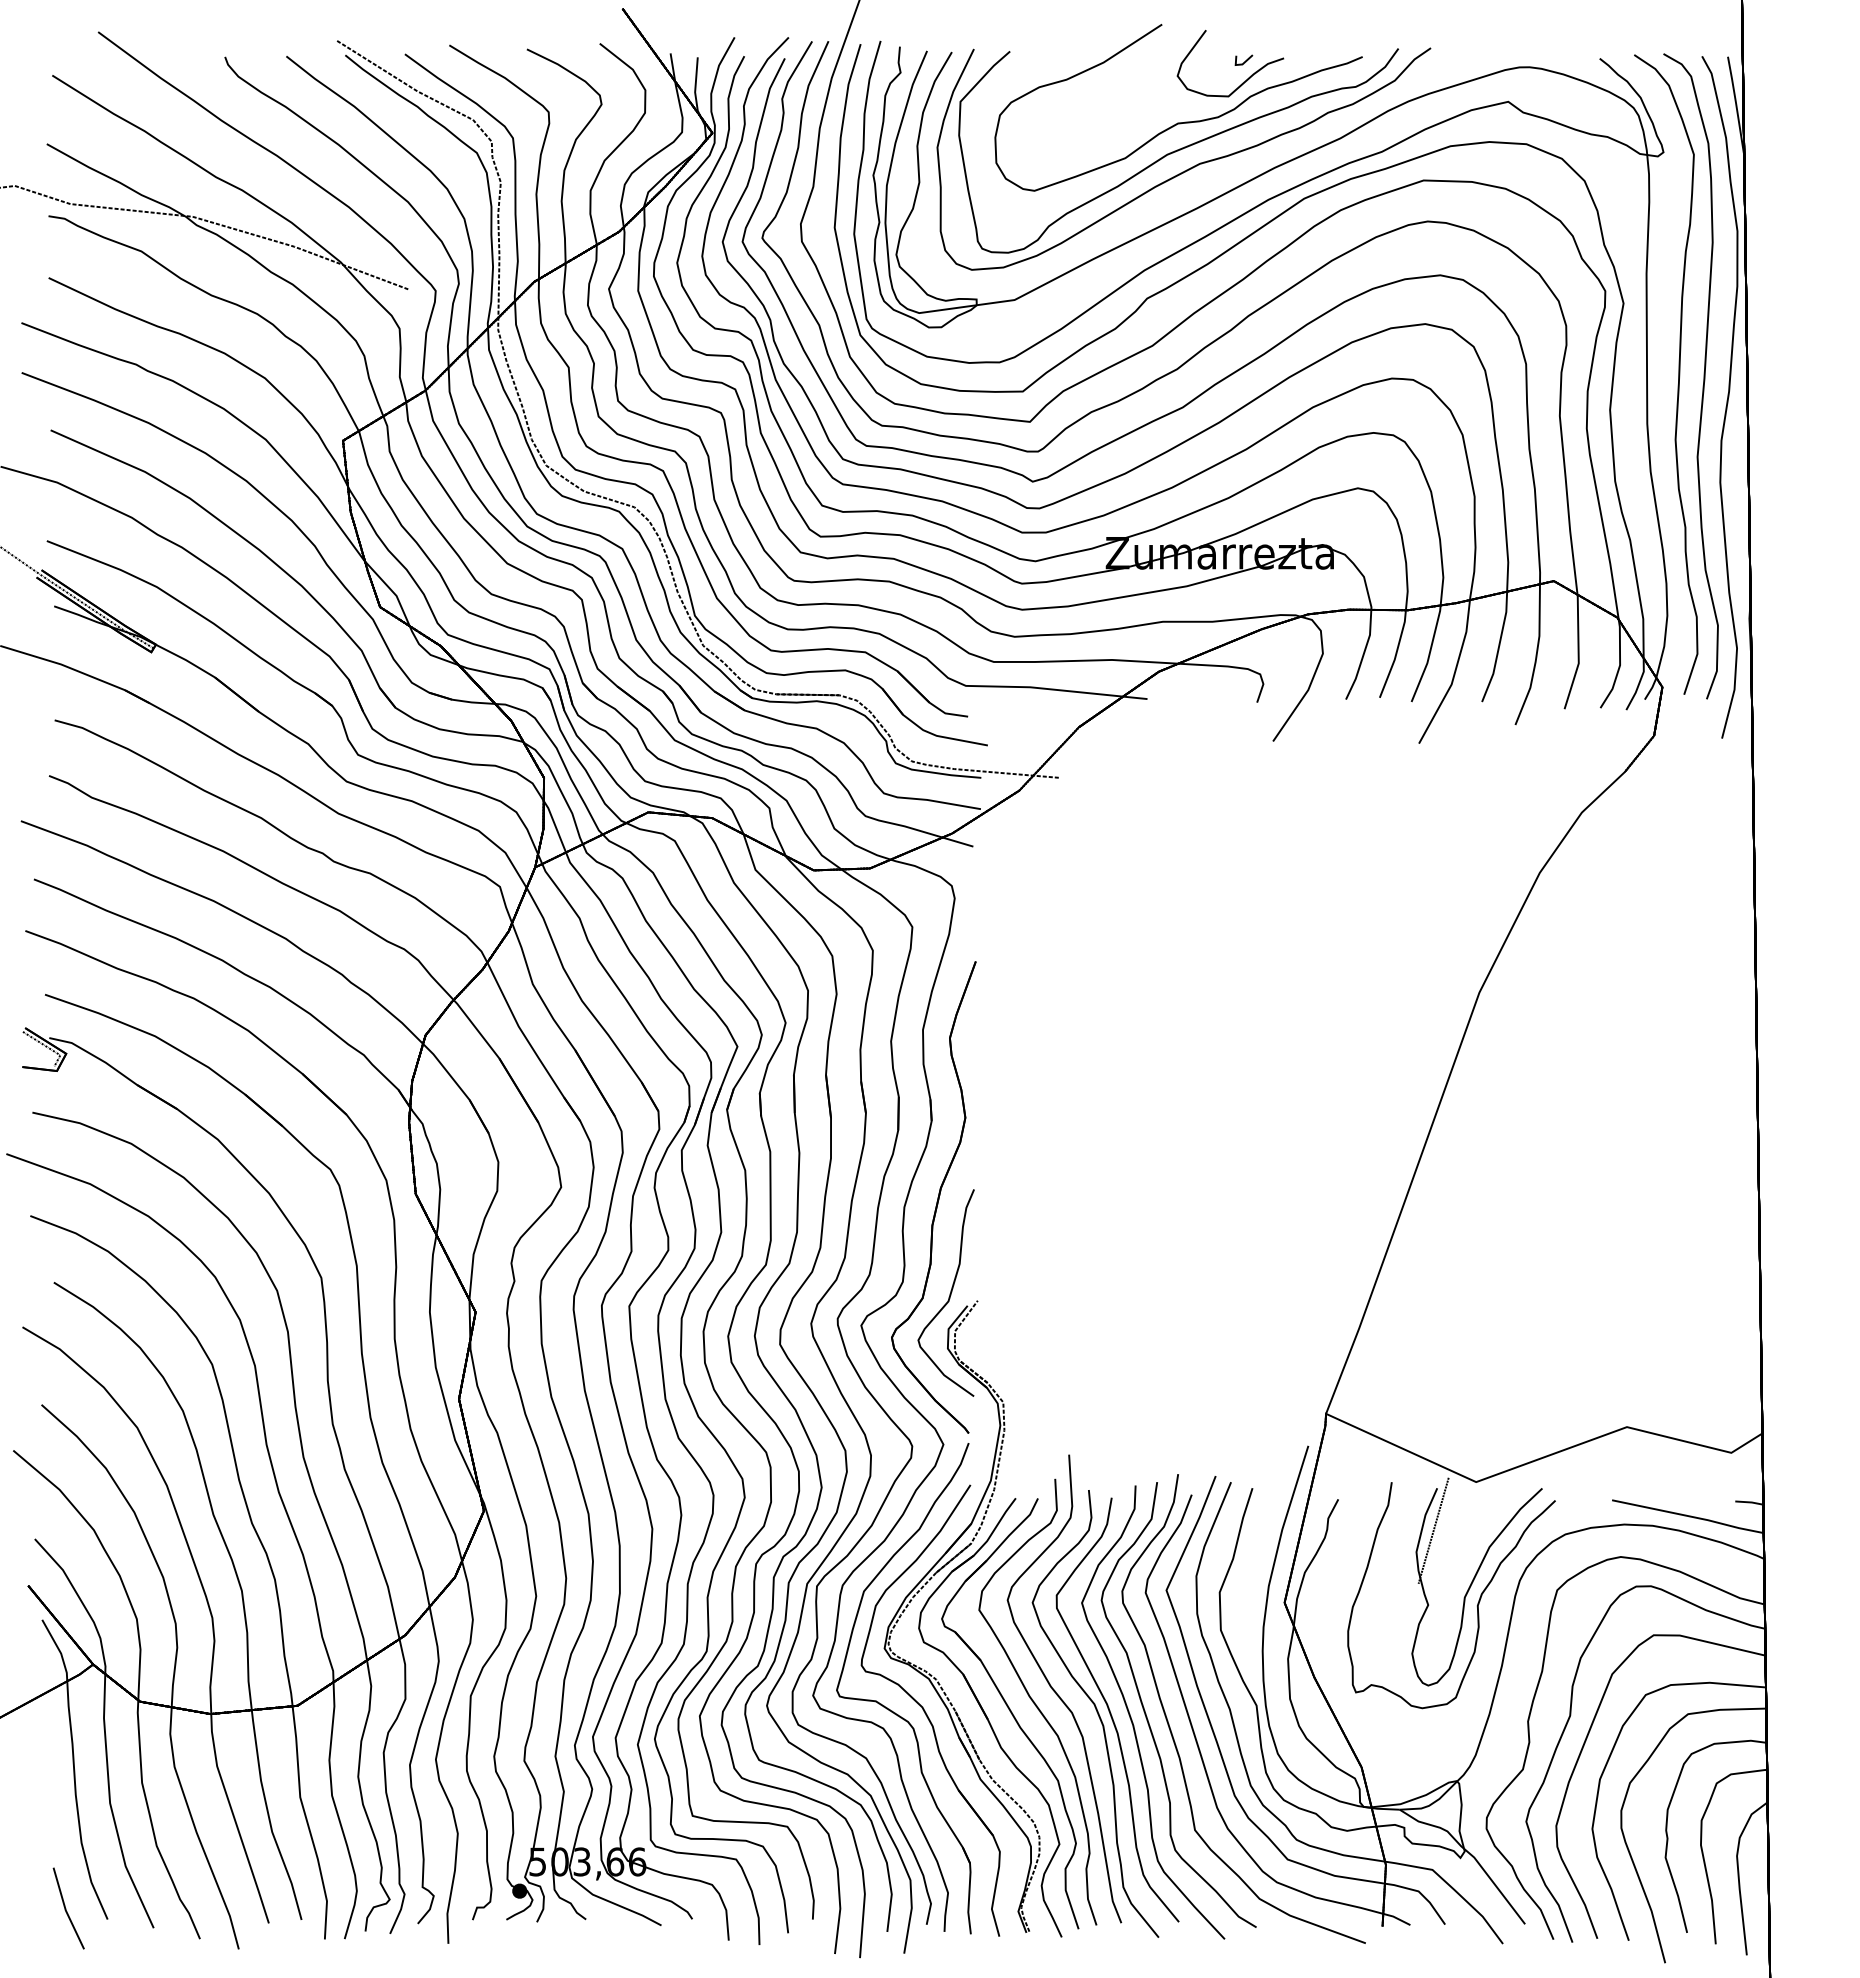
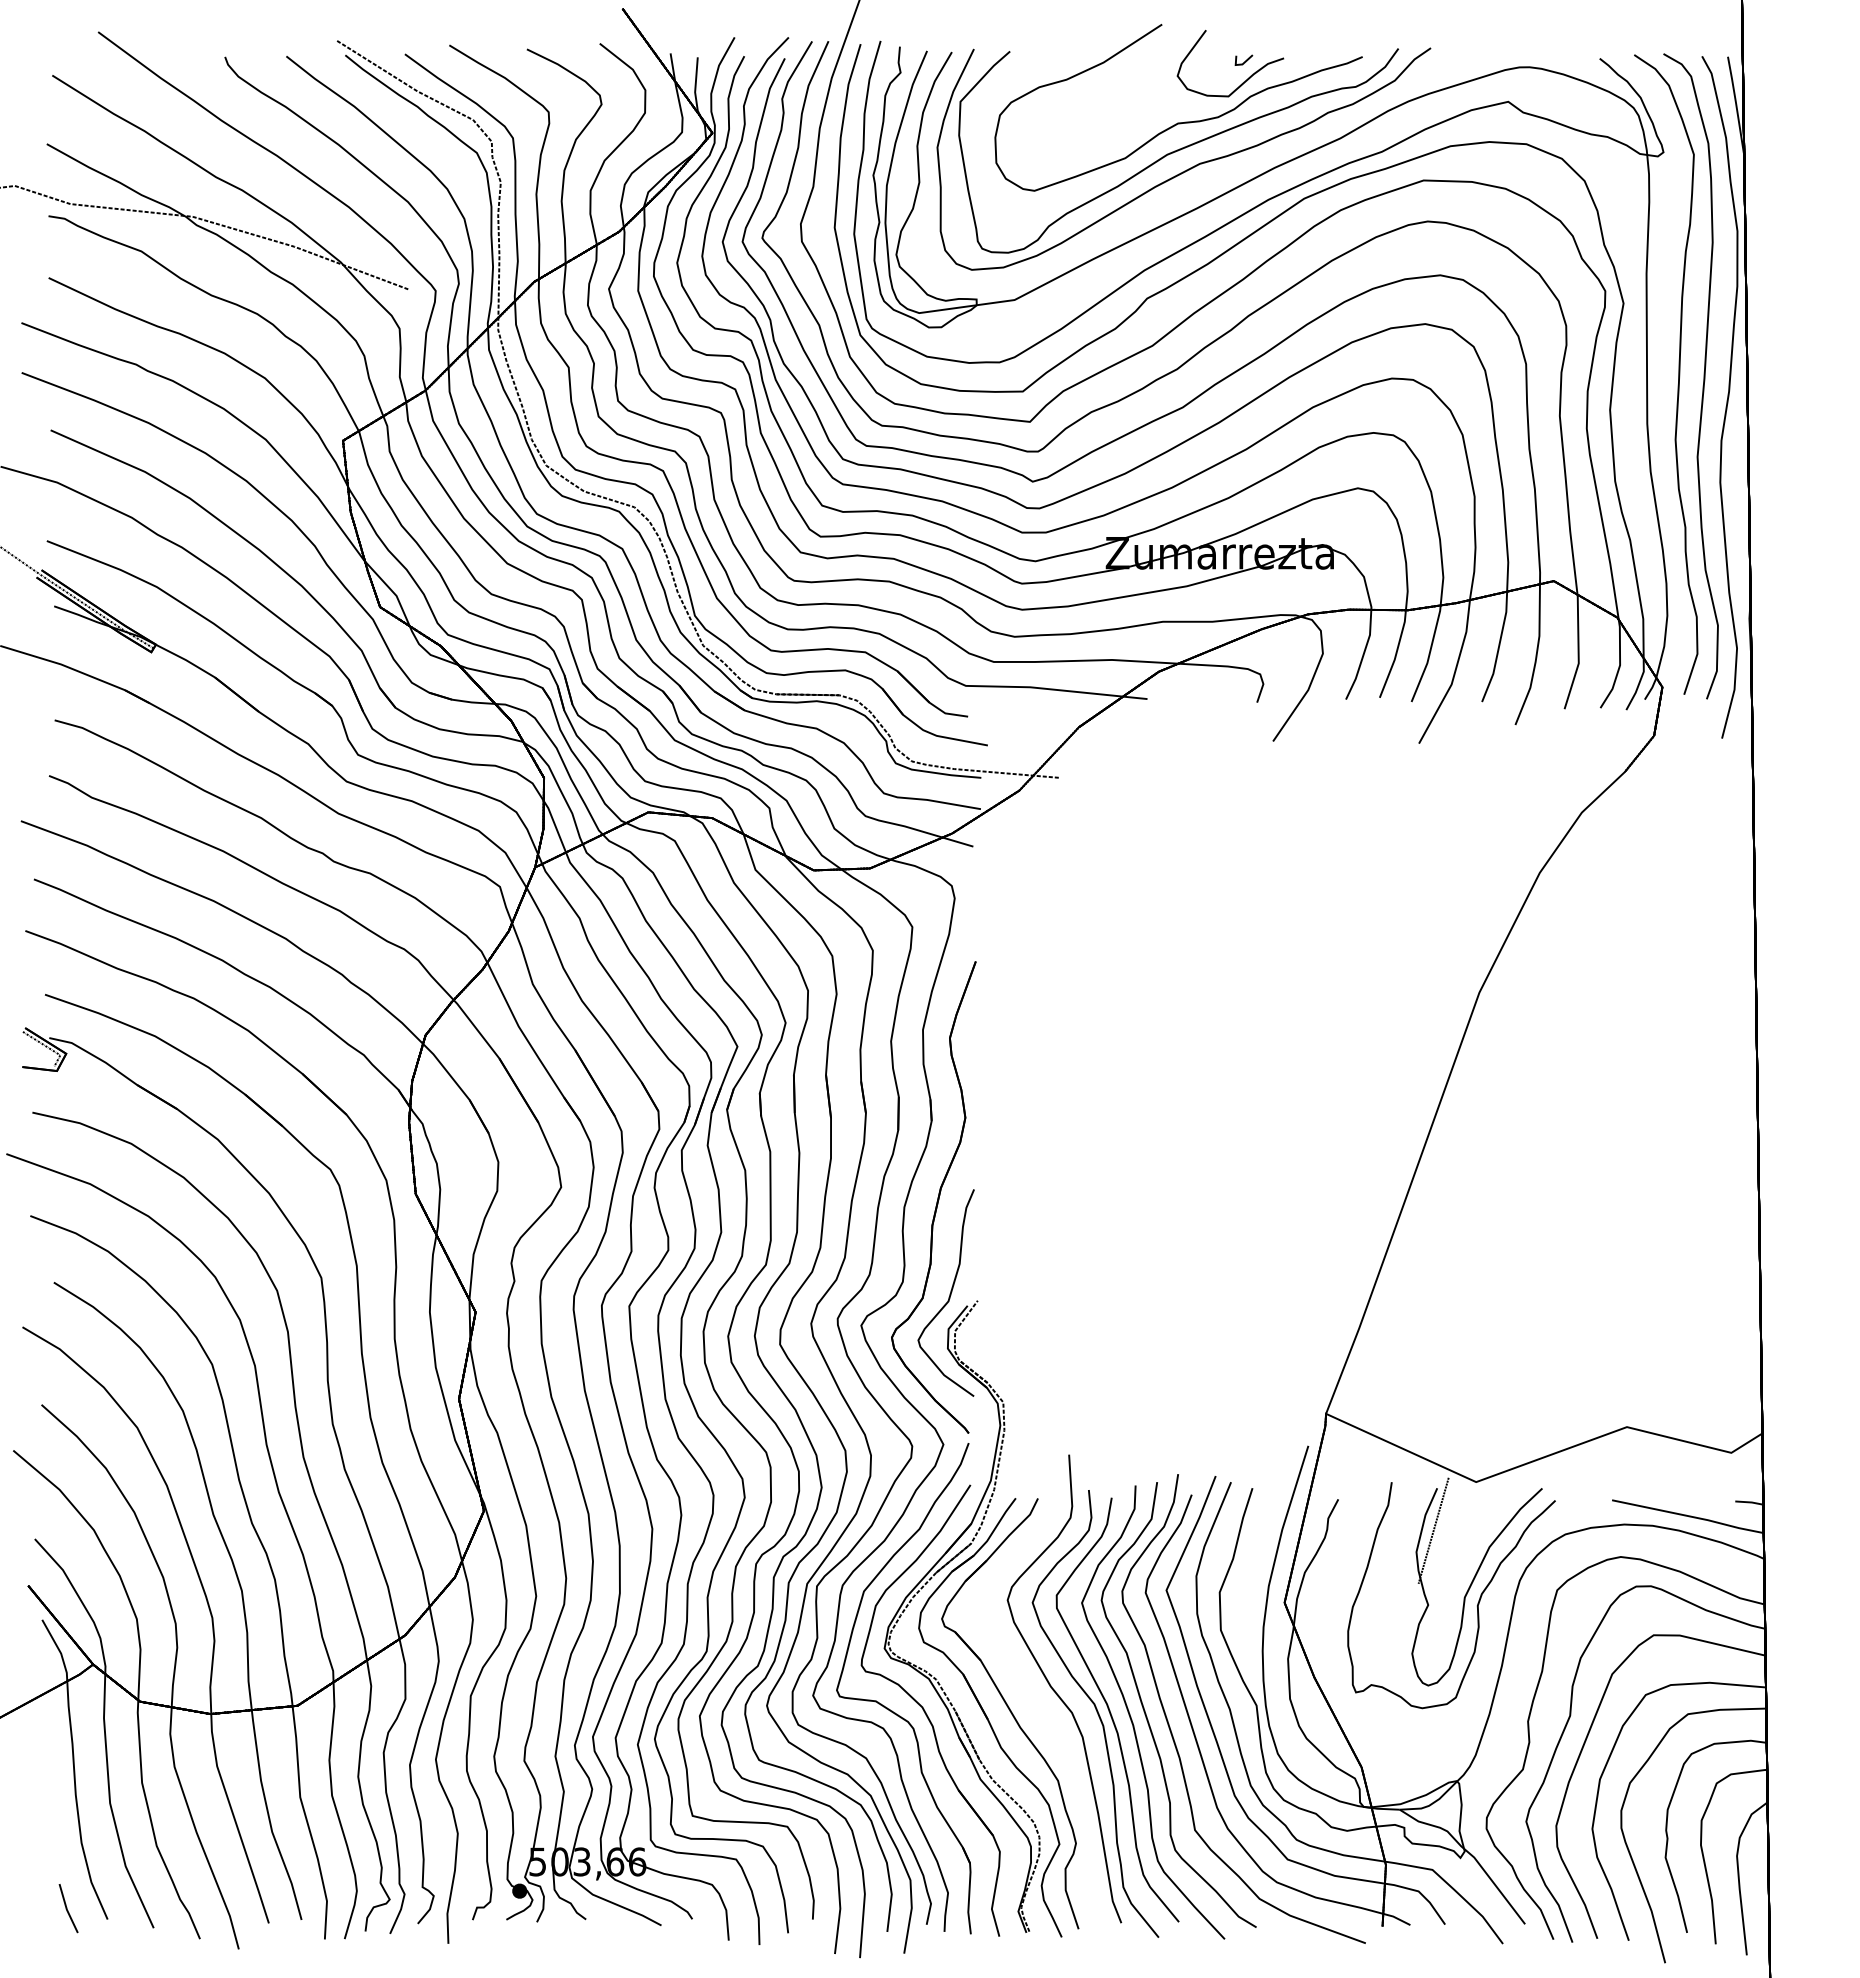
part: present -> none (1037, 1701)
part size: 33x83 px -> 21x50 px (68, 1908)
